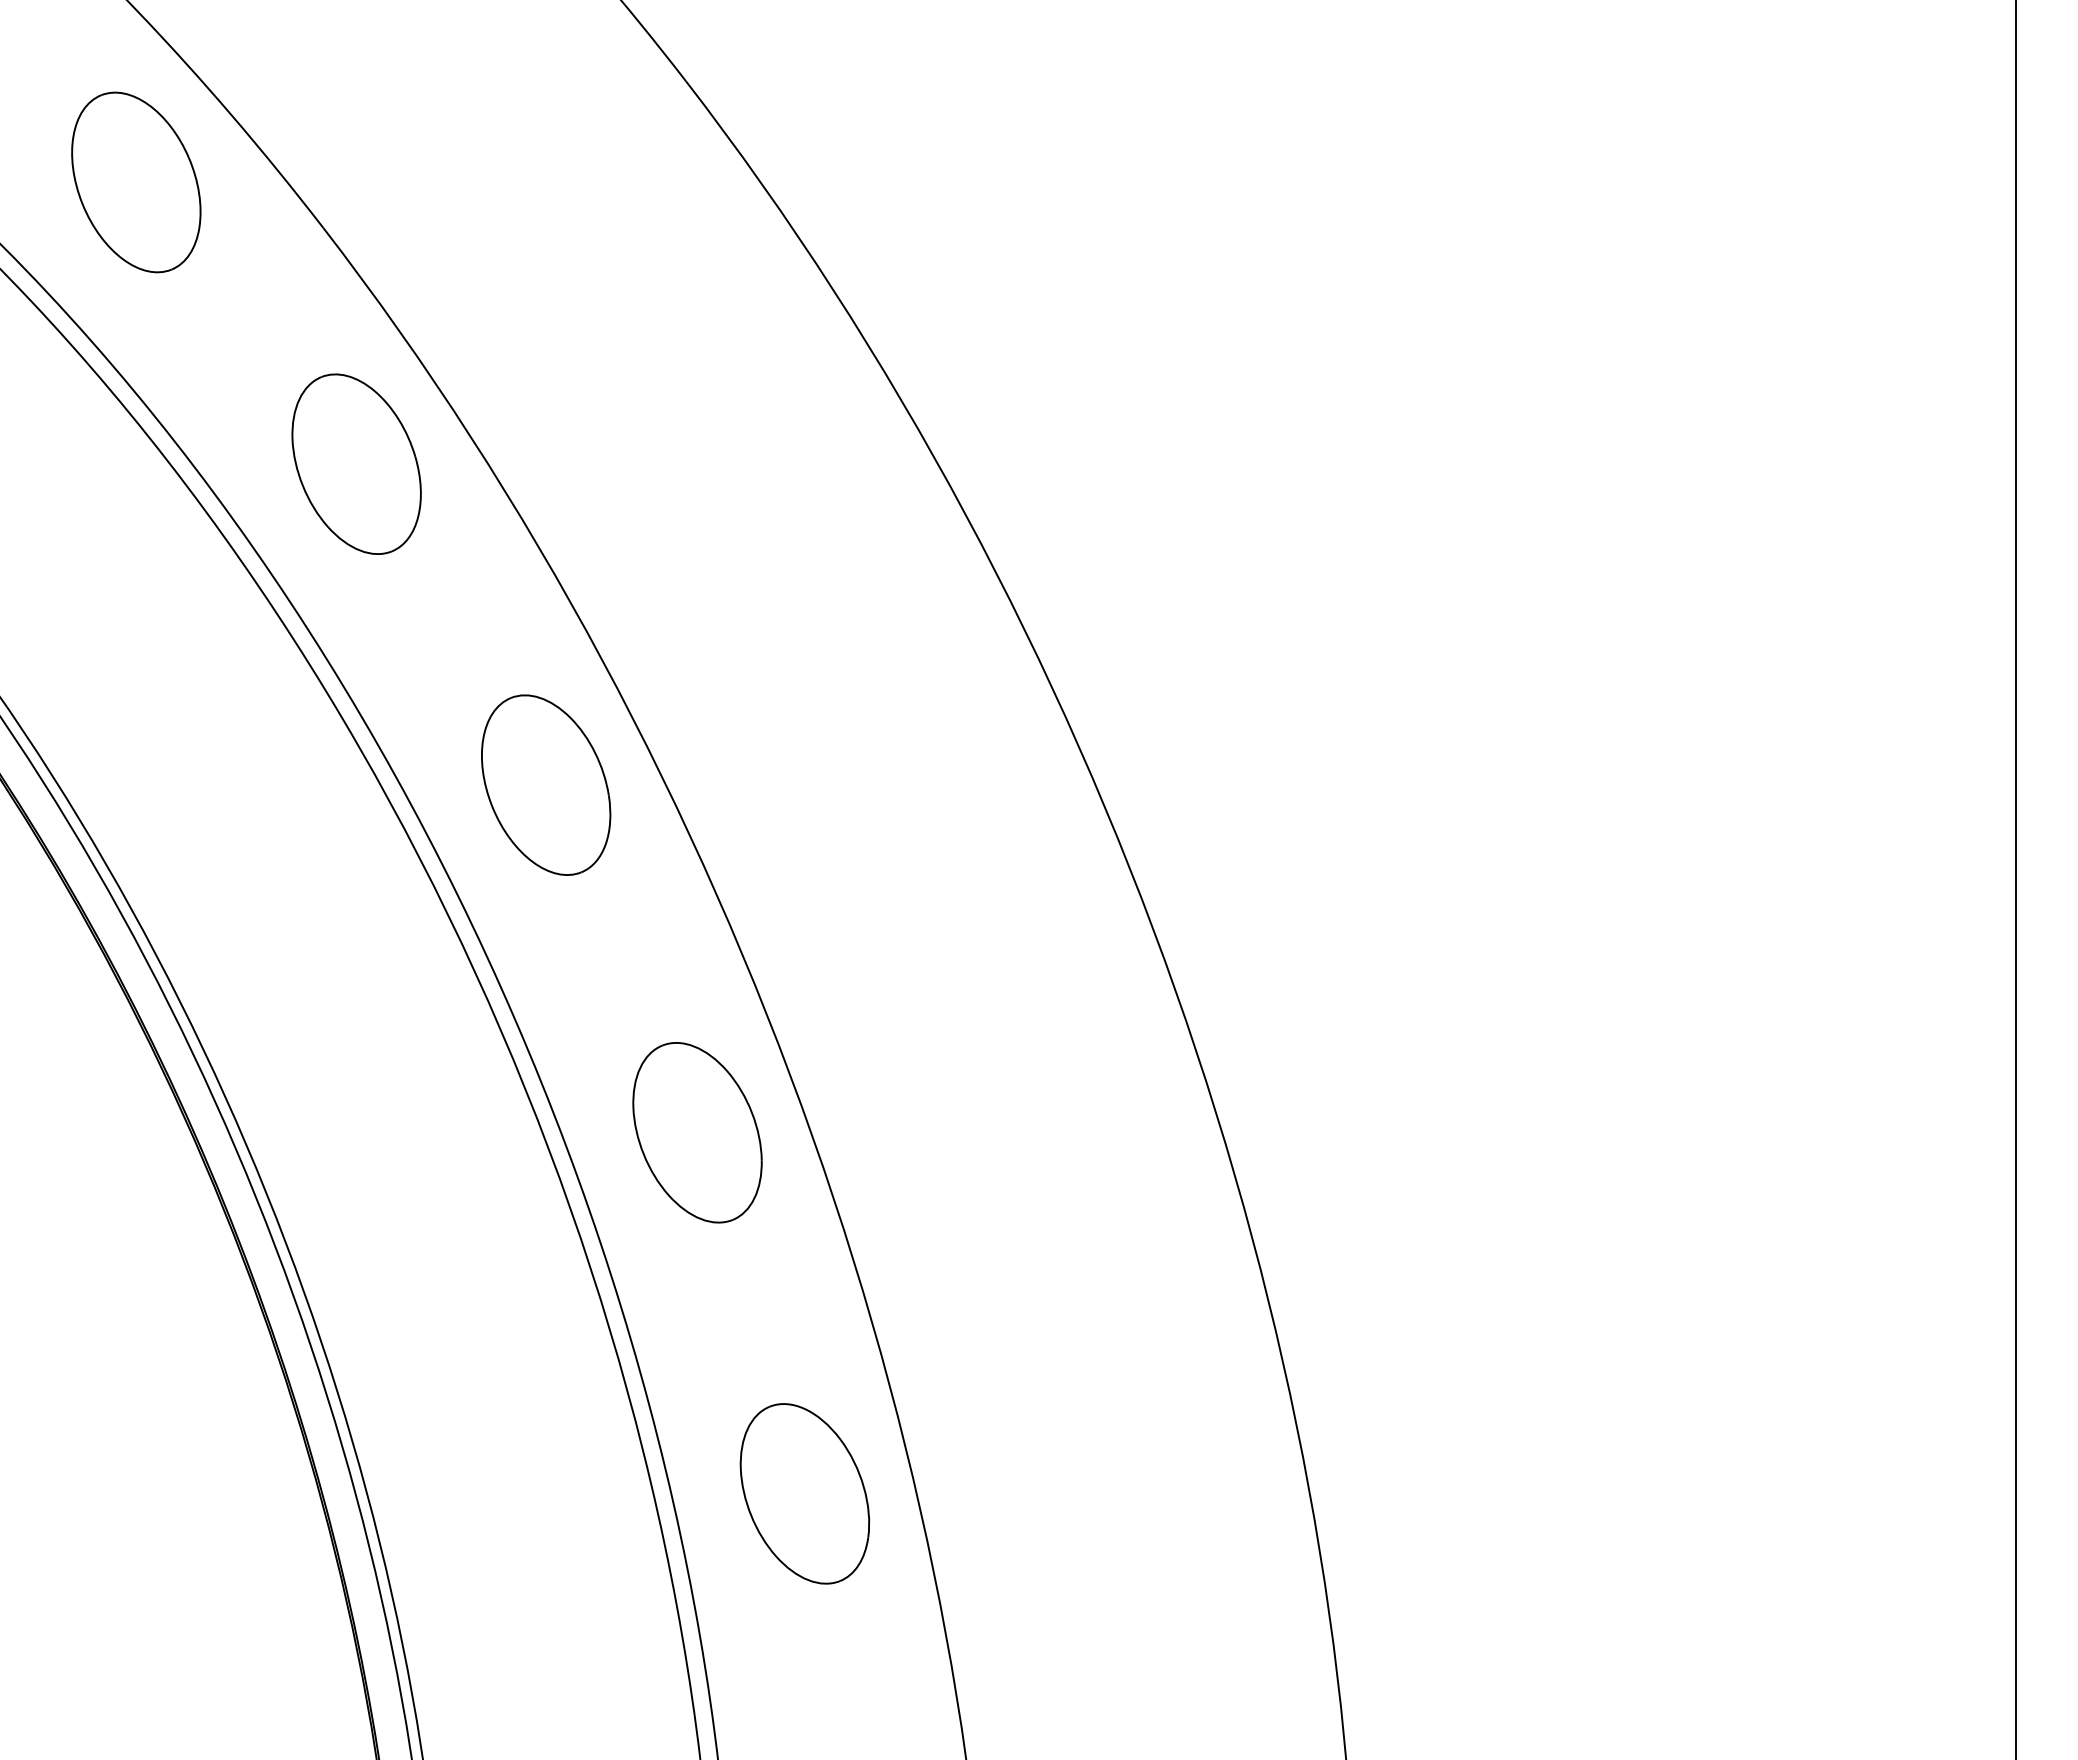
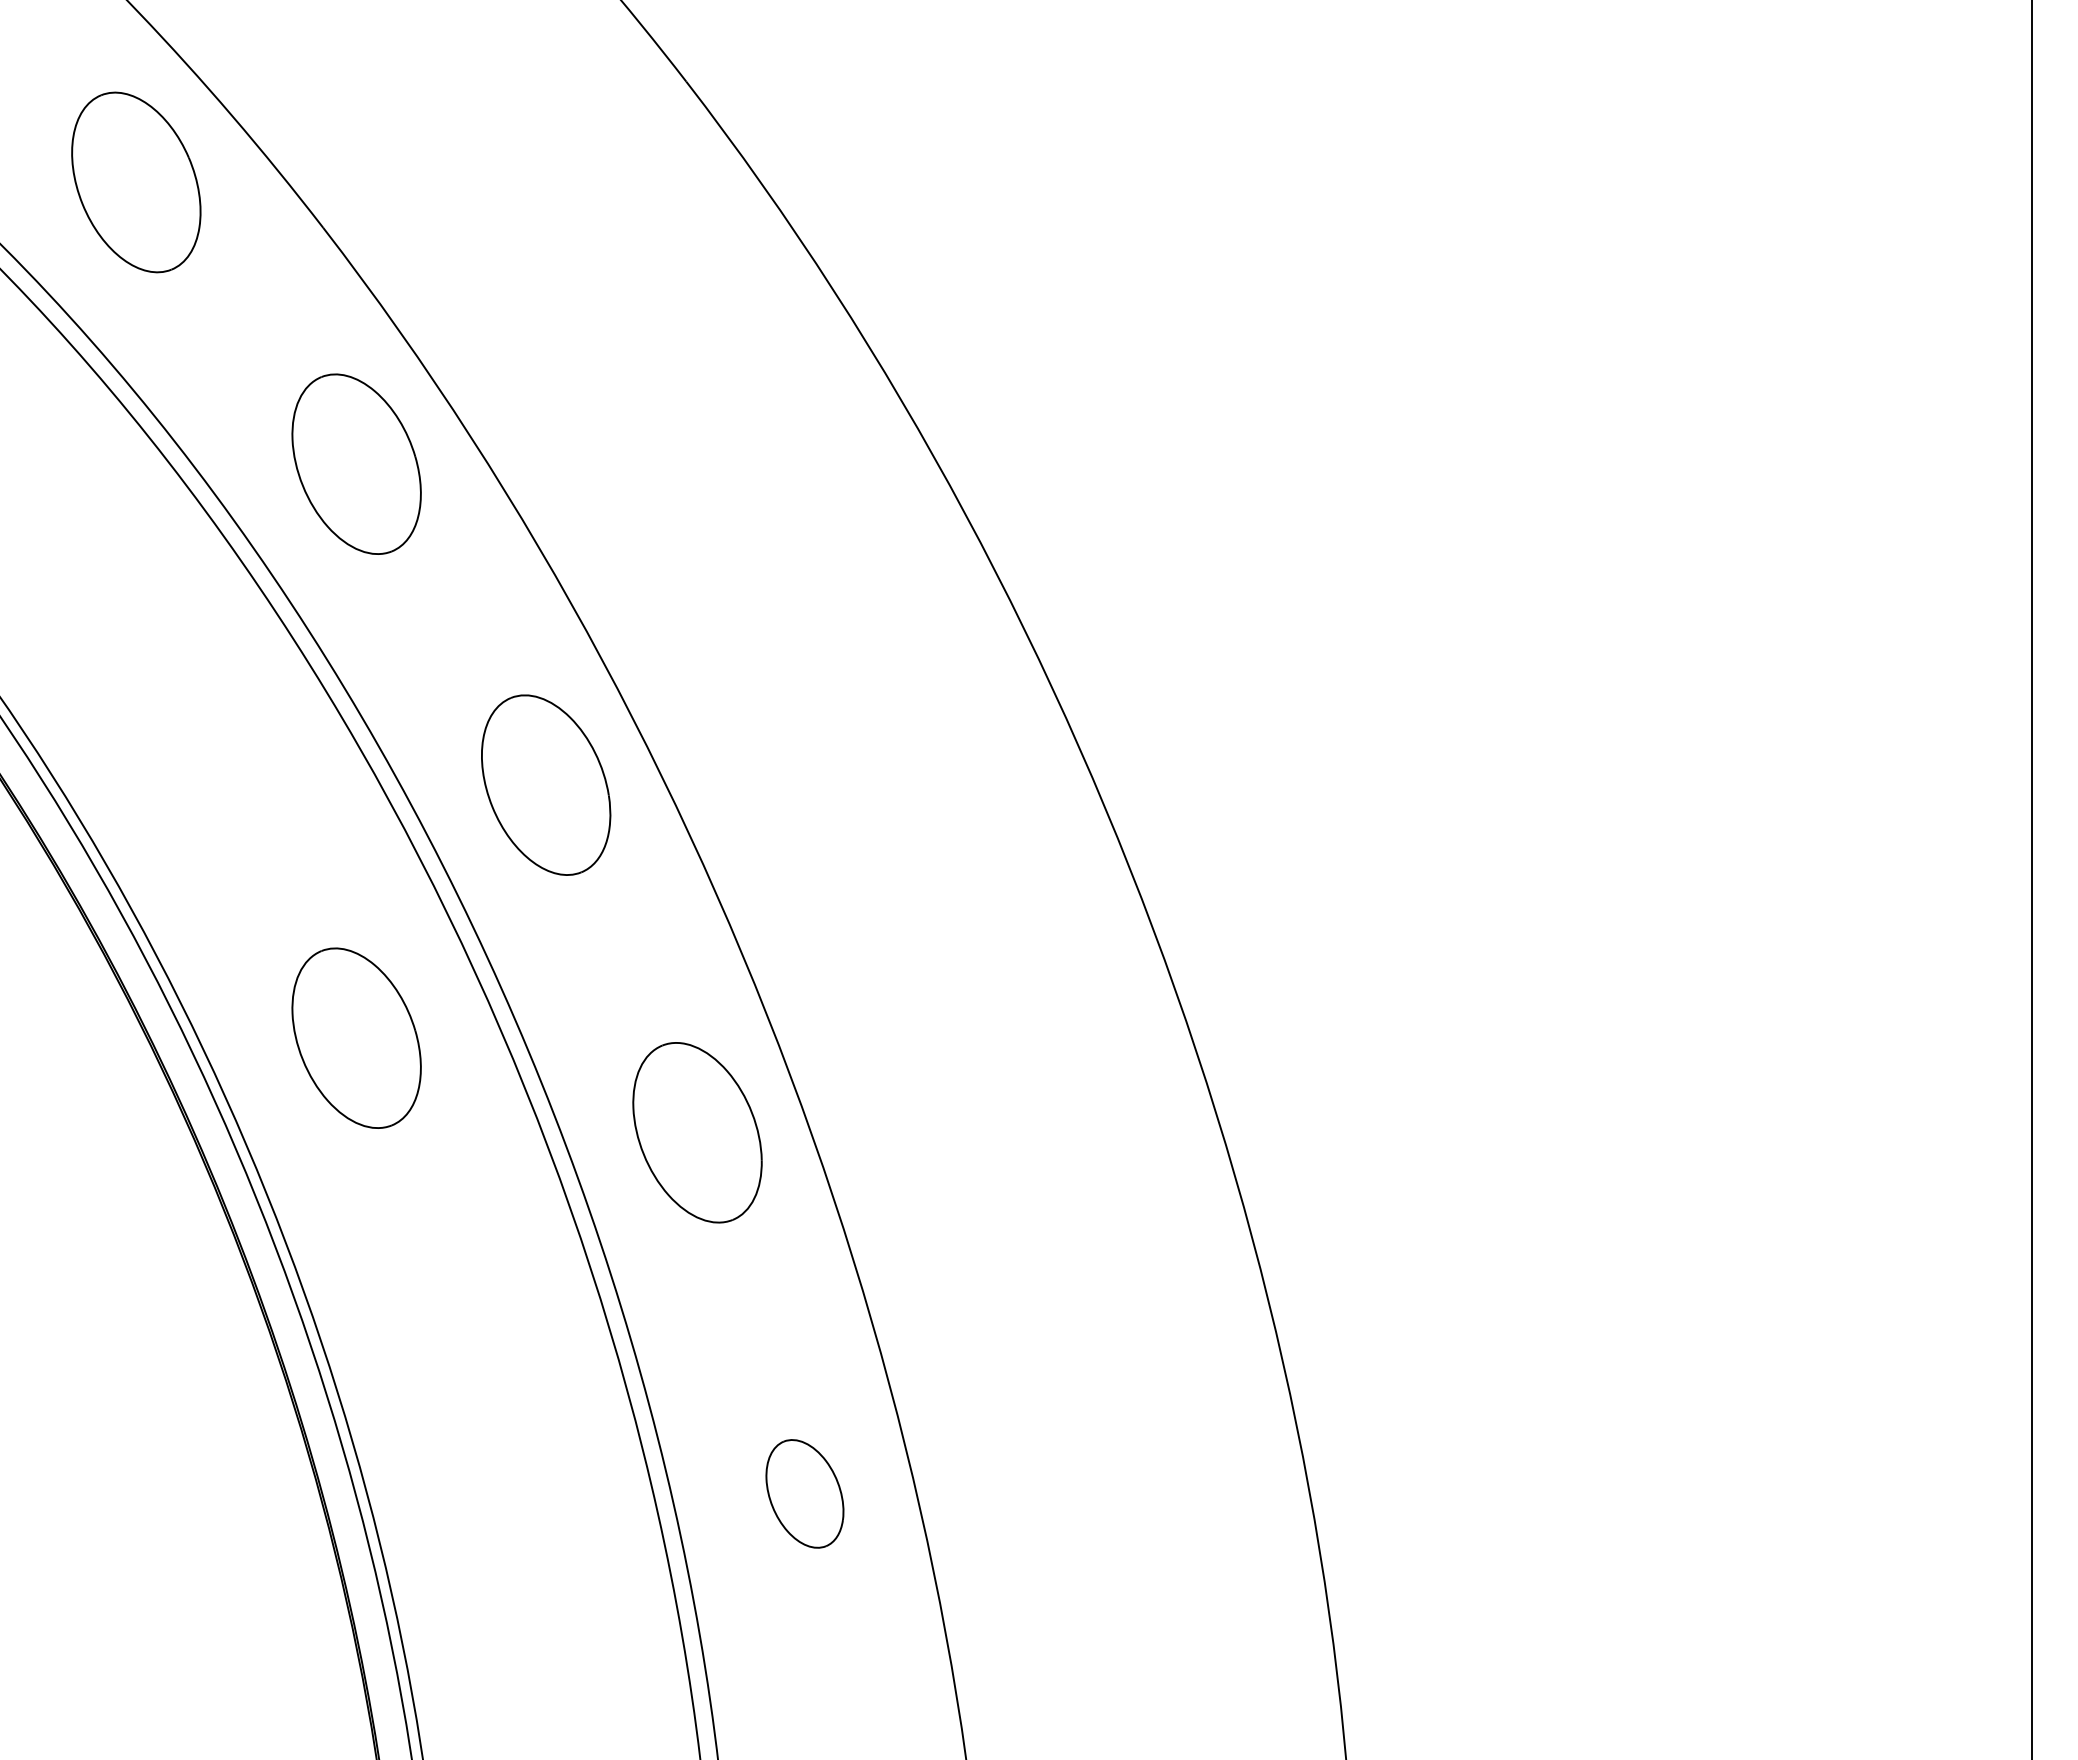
line position: (2015, 879) -> (2031, 879) (2031, 879)
part: none -> present (356, 1037)
part size: 132x182 px -> 80x110 px (804, 1493)
